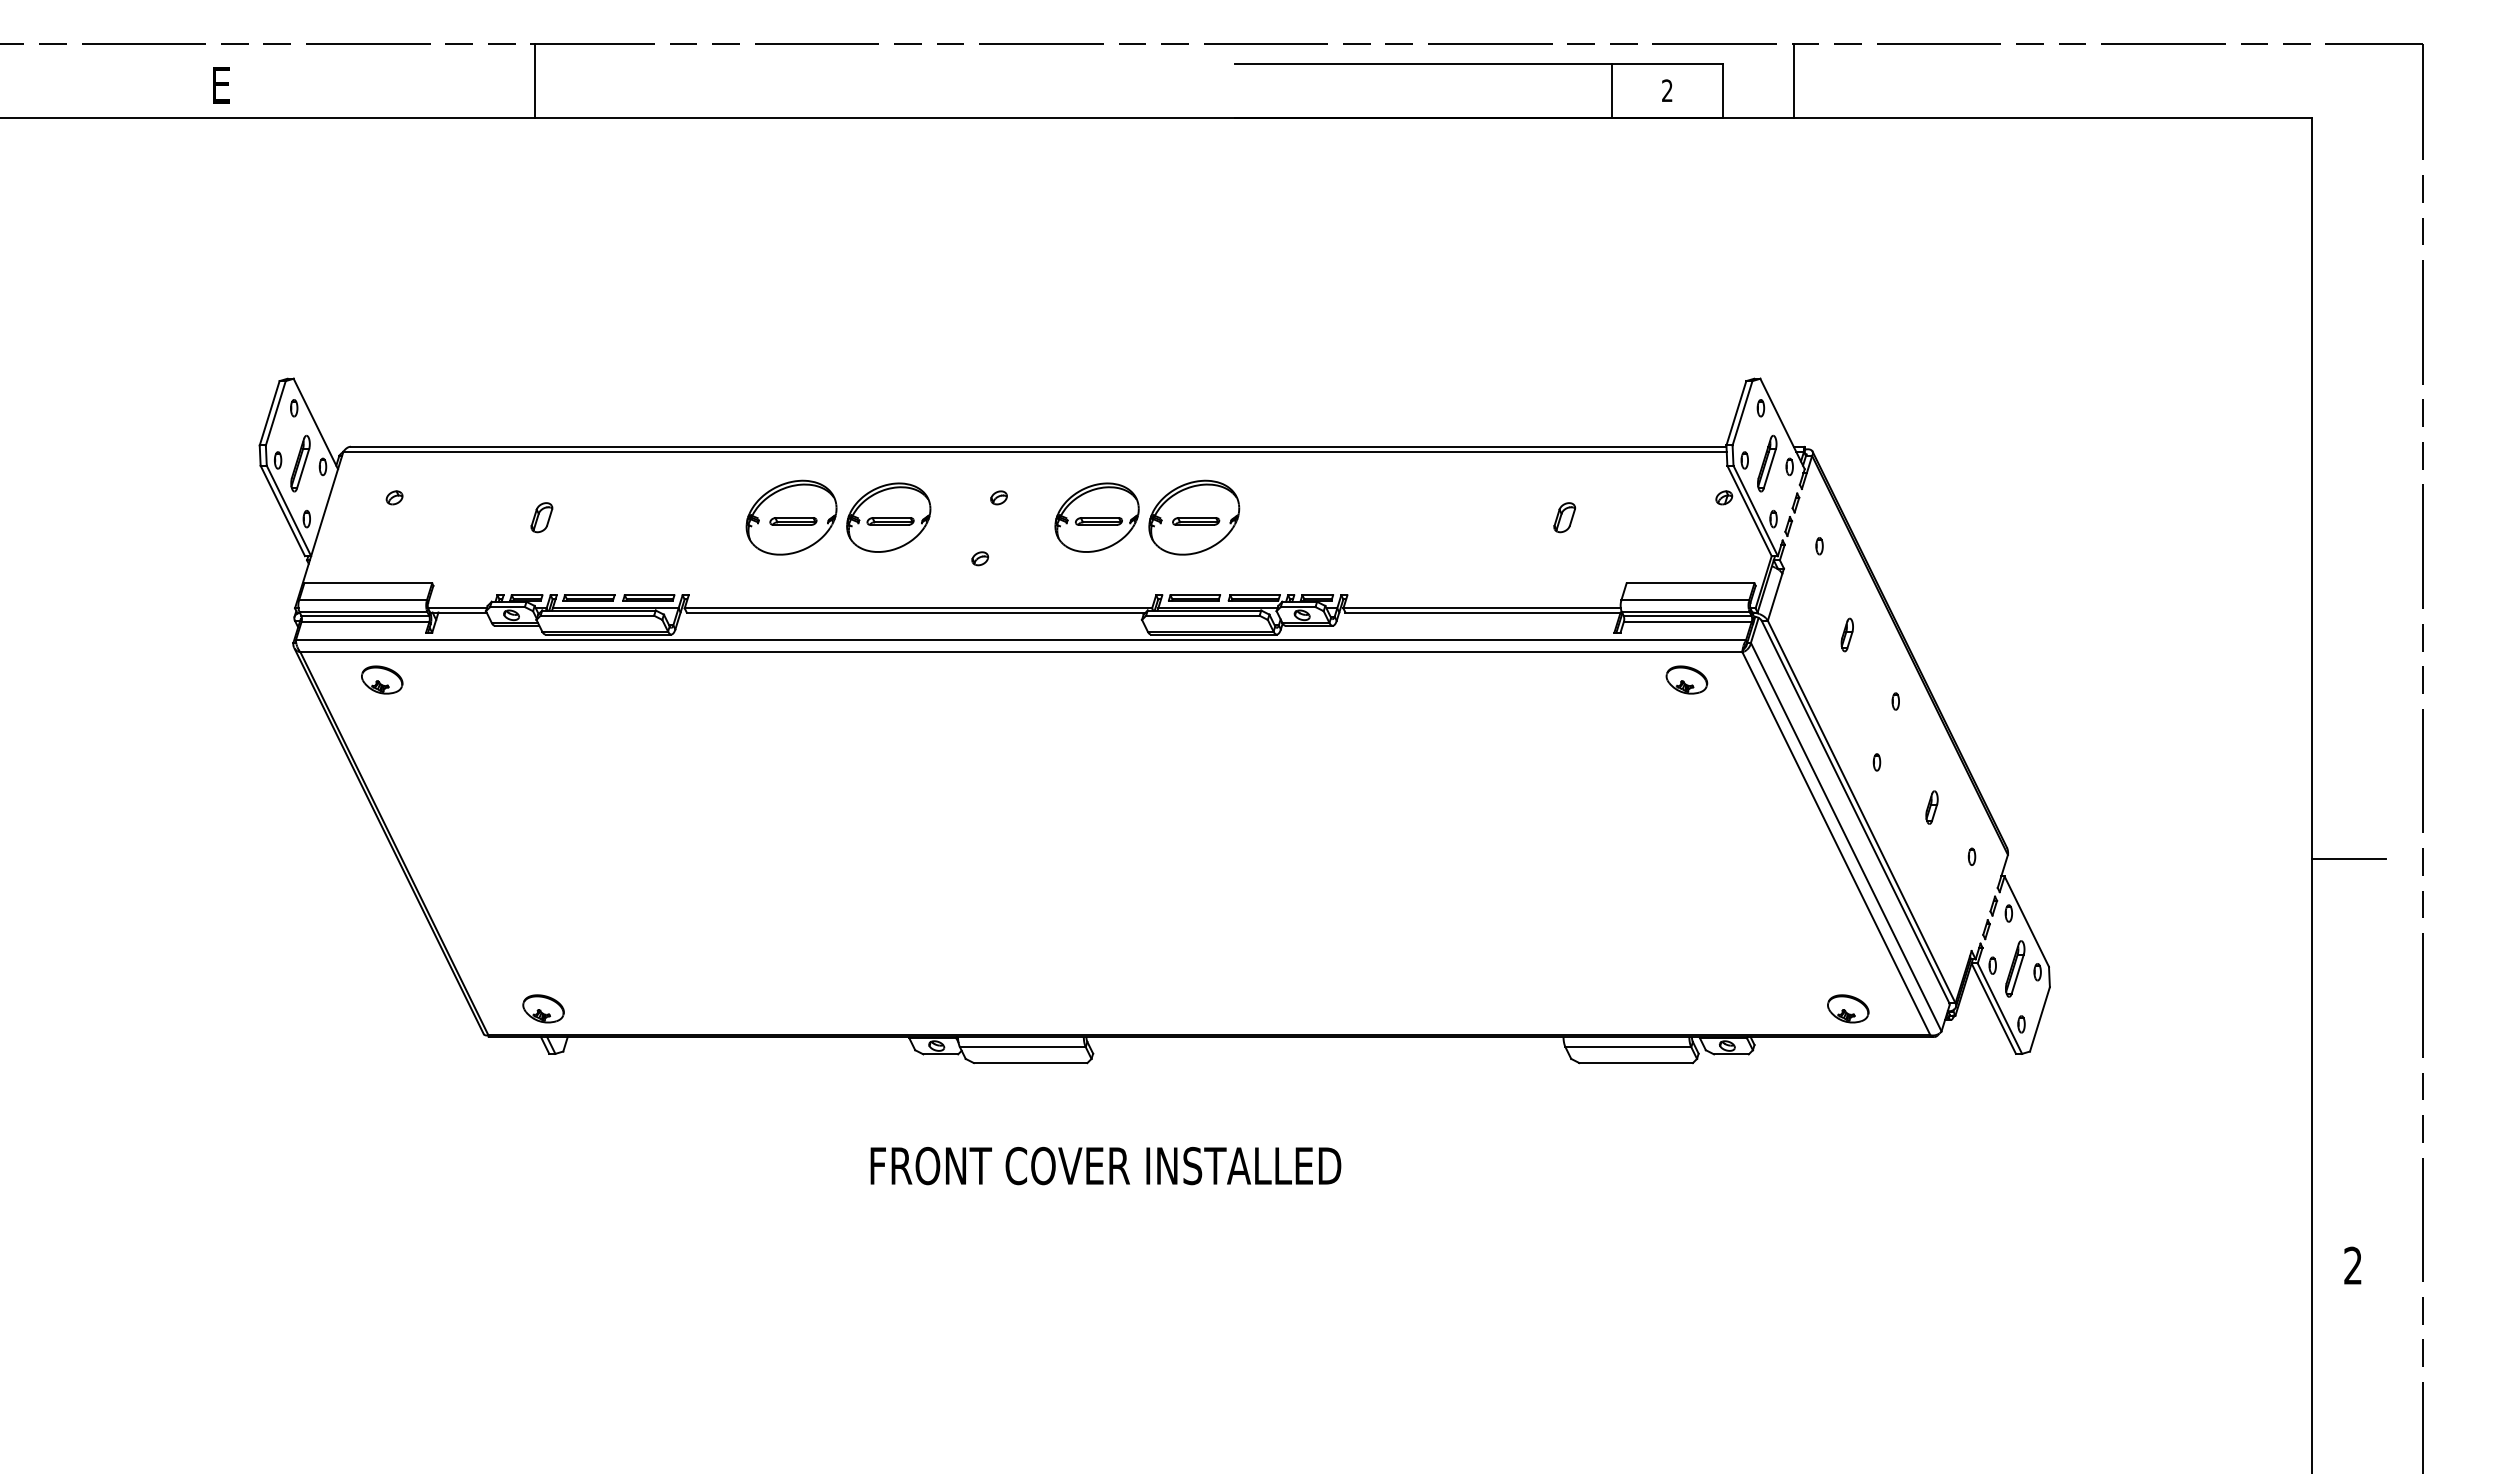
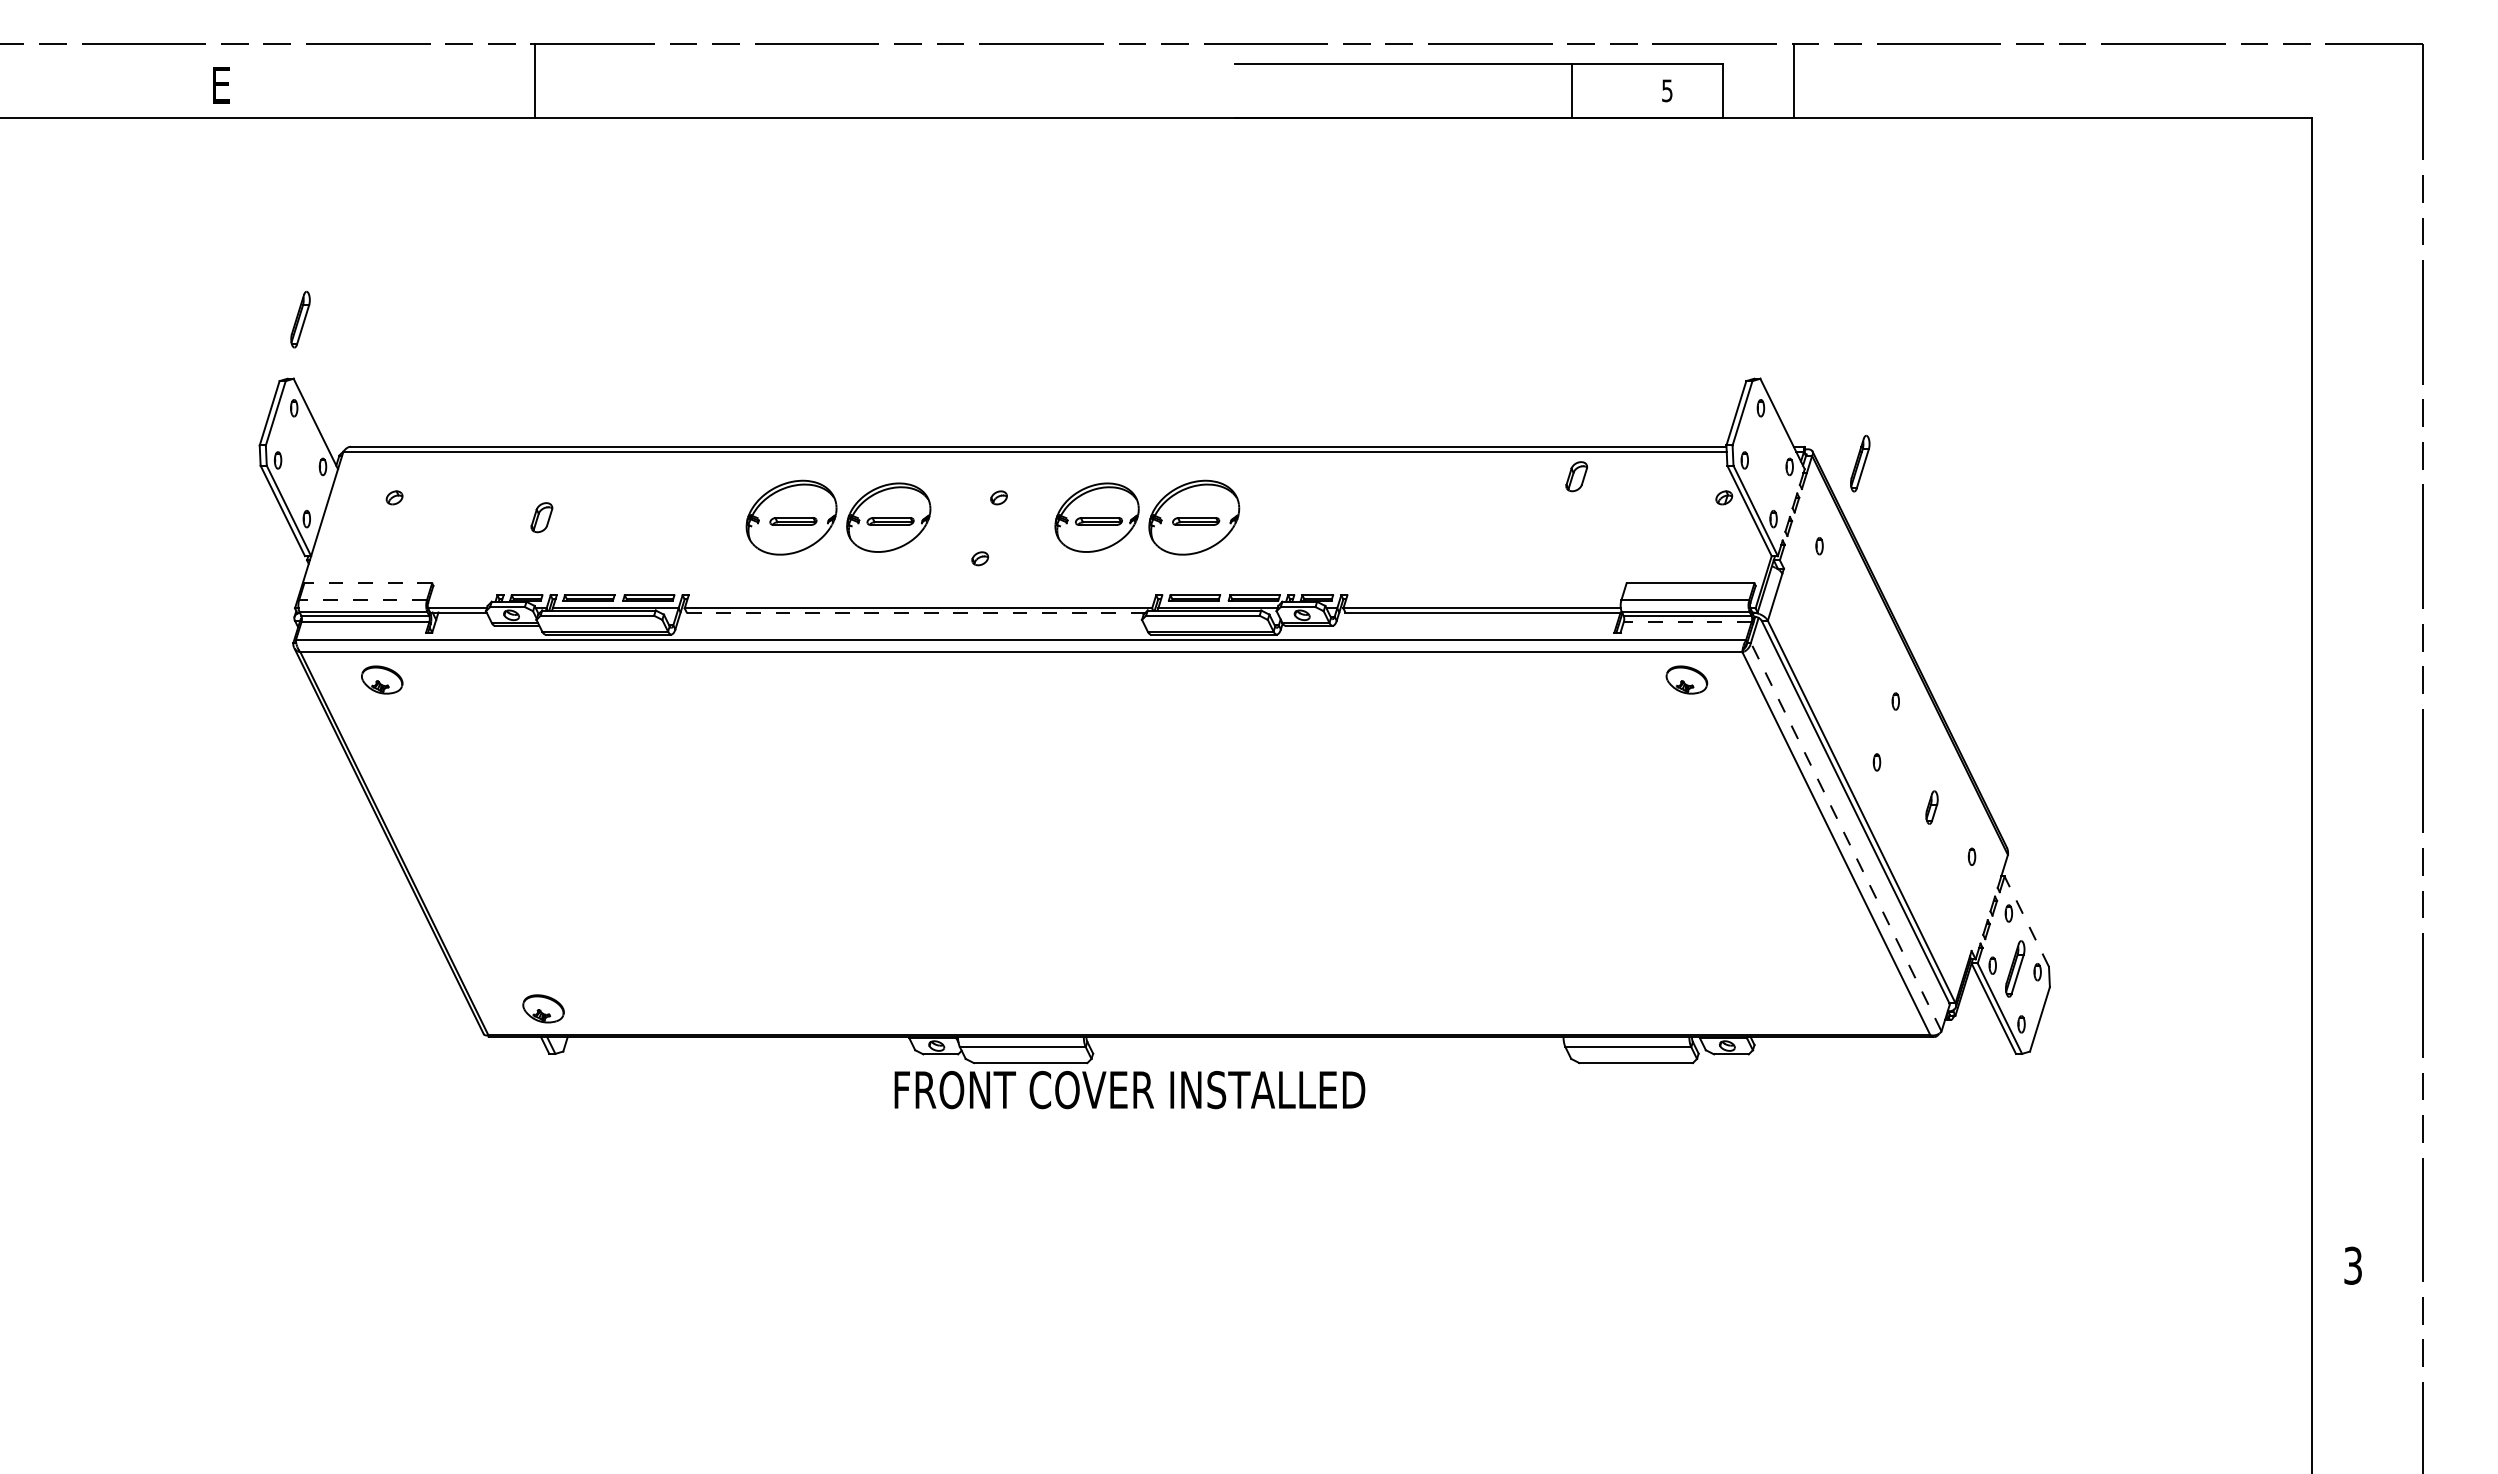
line position: (1612, 90) -> (1572, 90) (1572, 90)
text: 2 -> 5 (1667, 90)
part position: (300, 463) -> (300, 319) (300, 319)
part position: (1767, 463) -> (1860, 463) (1860, 463)
part position: (1564, 517) -> (1576, 476) (1576, 476)
line: solid -> dashed (368, 583)
line: solid -> dashed (363, 600)
line: solid -> dashed (916, 612)
line: solid -> dashed (1687, 621)
part: present -> none (1846, 634)
line: solid -> dashed (1846, 836)
line: present -> none (2349, 858)
line: solid -> dashed (2026, 921)
part: present -> none (1848, 1008)
text position: (1105, 1165) -> (1129, 1089) (1129, 1089)
text: 2 -> 3 (2352, 1265)
